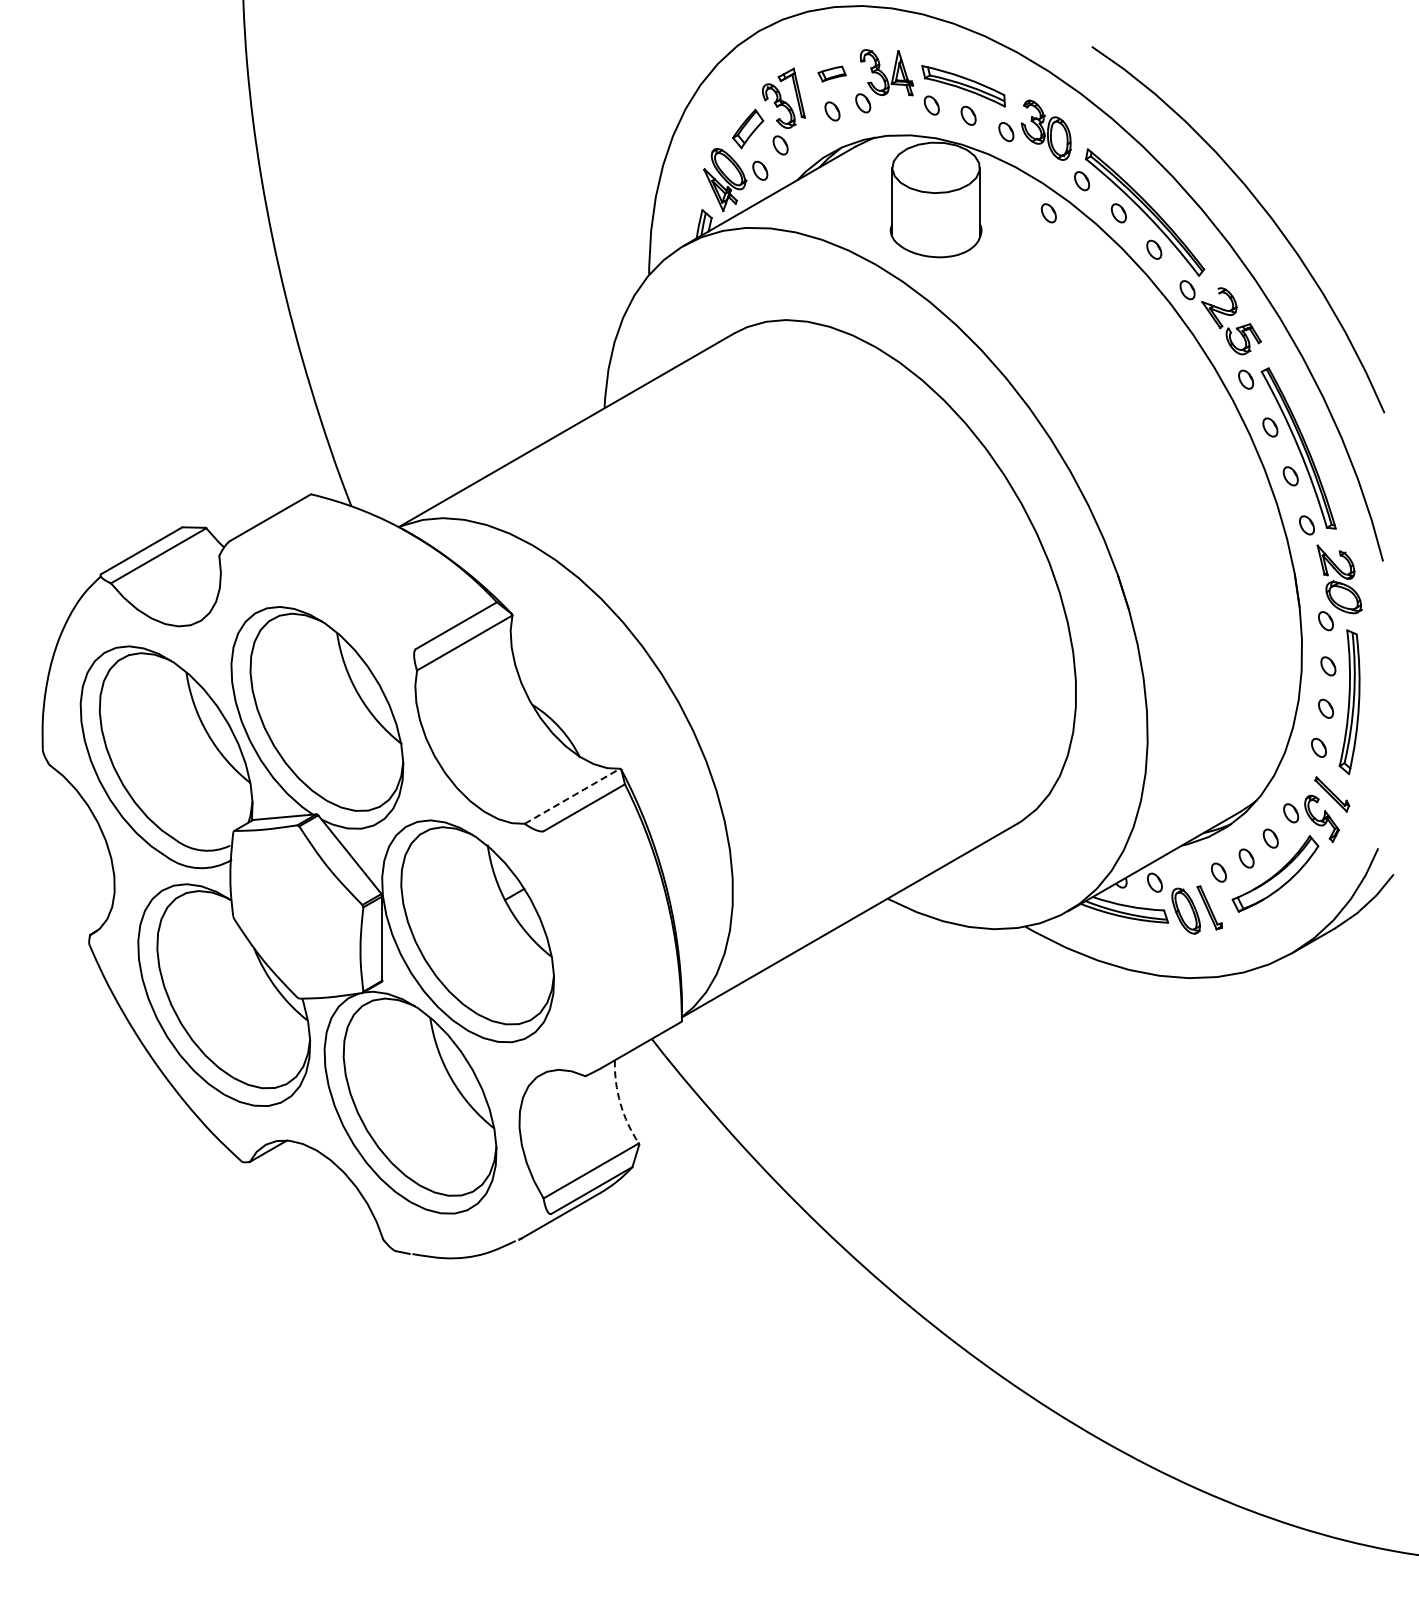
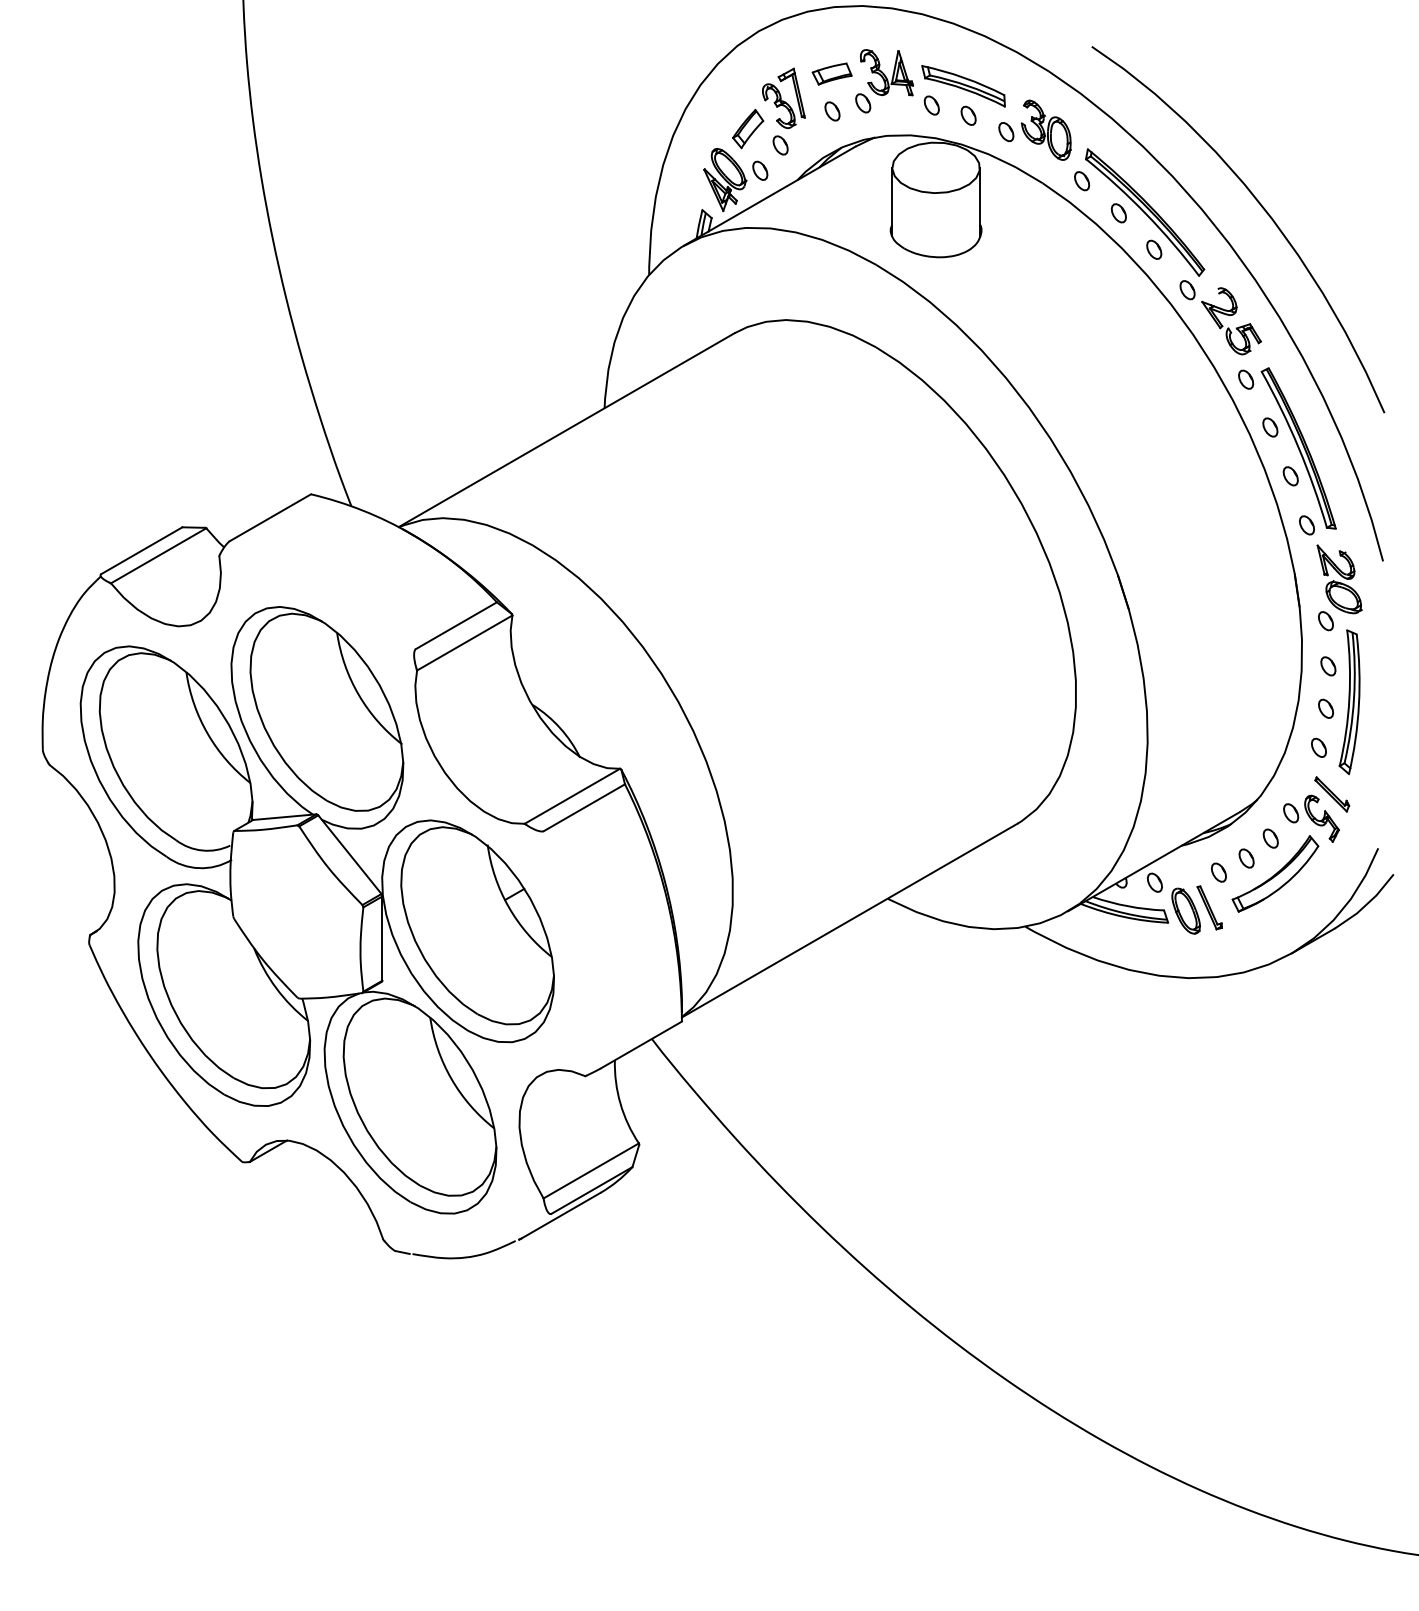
part size: 30x18 px -> 42x24 px (831, 73)
part: present -> none (1048, 213)
line: dashed -> solid (572, 796)
arc: dashed -> solid (620, 1103)
